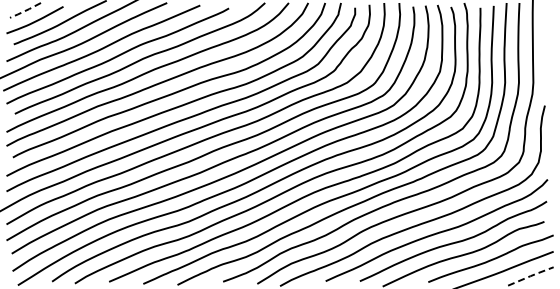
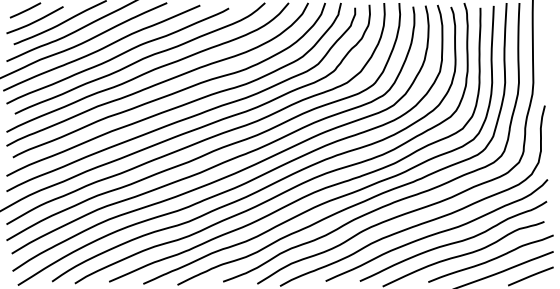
line: dashed -> solid (25, 10)
line: dashed -> solid (531, 275)
